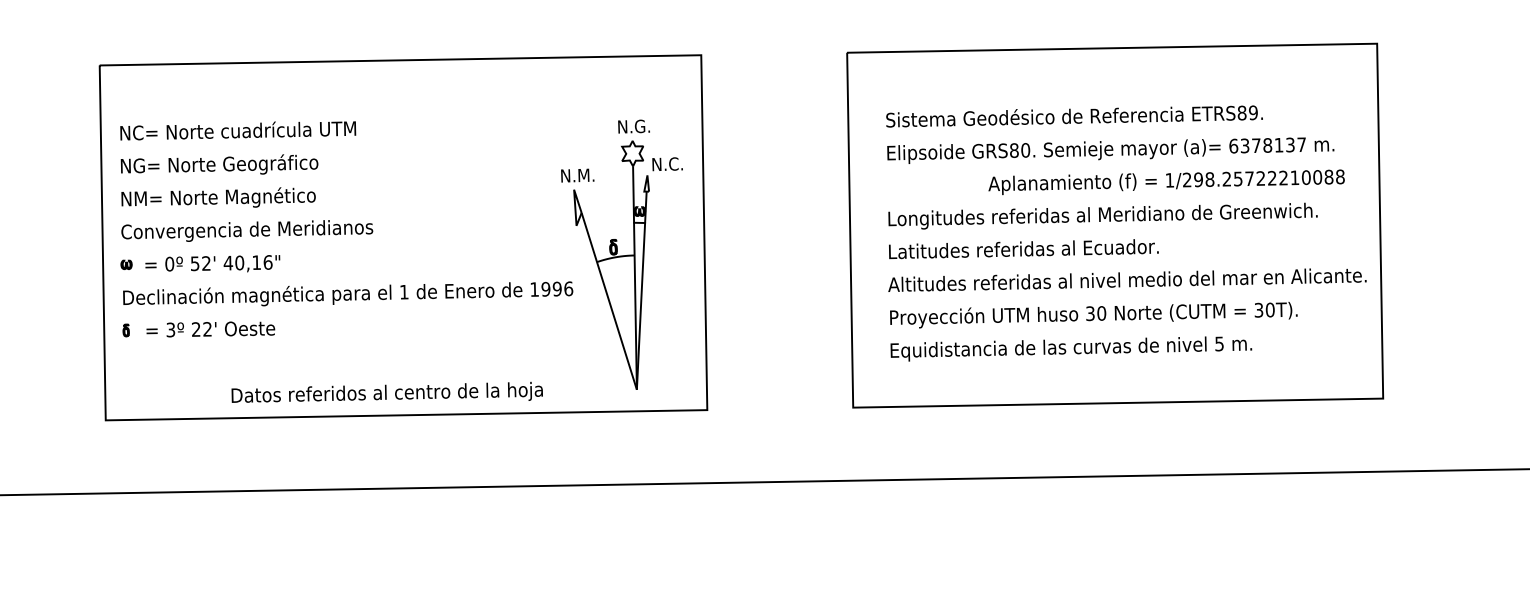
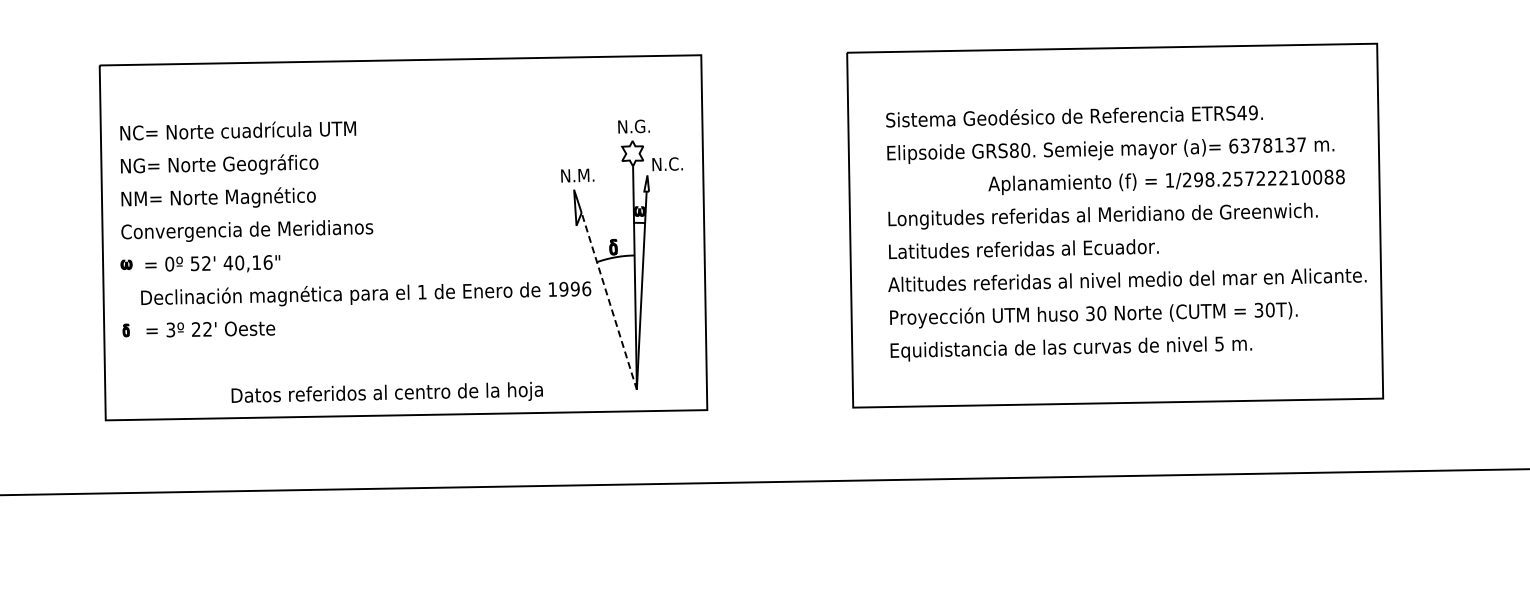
text: ETRS89. -> ETRS49. (1241, 112)
text position: (348, 293) -> (366, 293) (366, 293)
line: solid -> dashed (609, 301)
